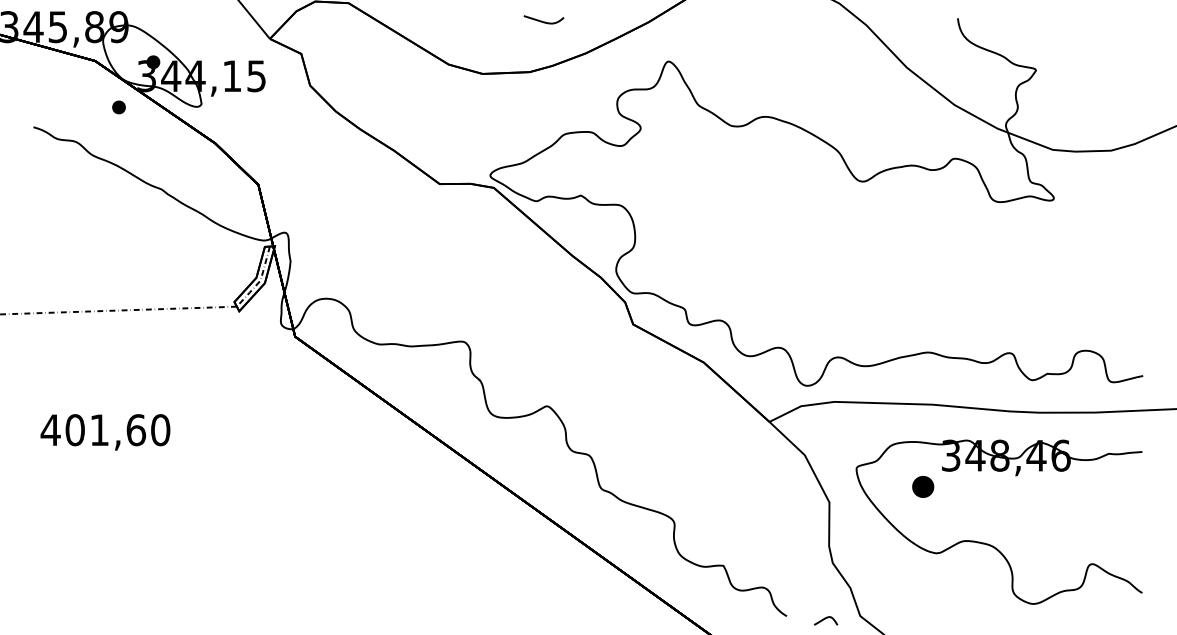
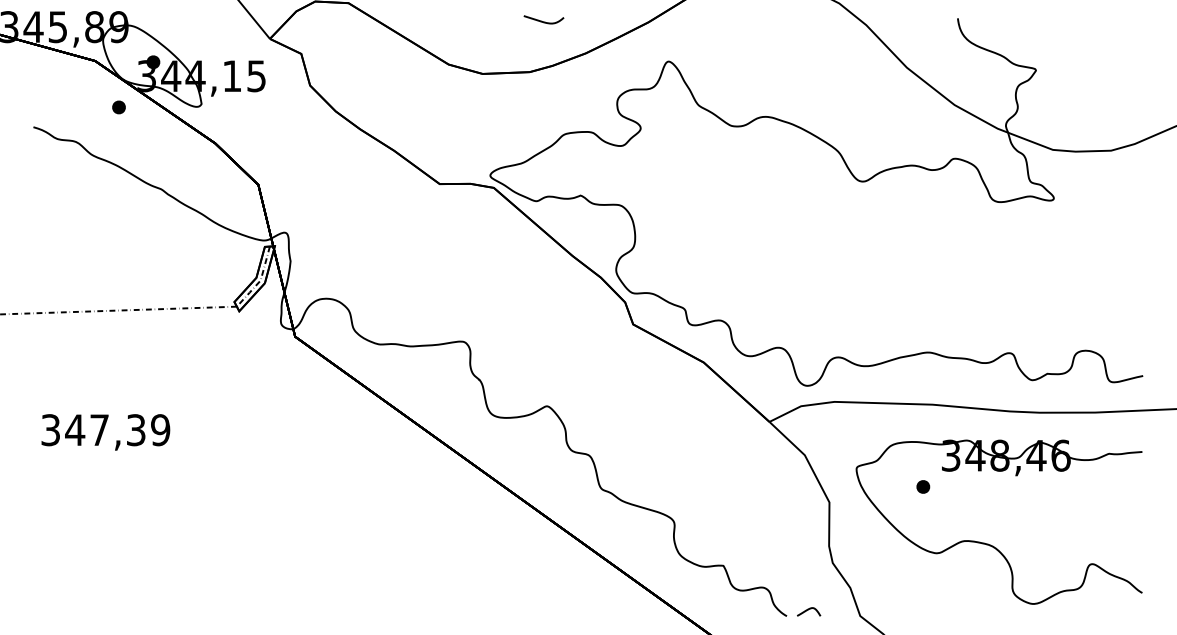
text: 401,60 -> 347,39 (105, 430)
part size: 23x22 px -> 15x14 px (923, 486)
curve position: (825, 619) -> (808, 610) (808, 610)
